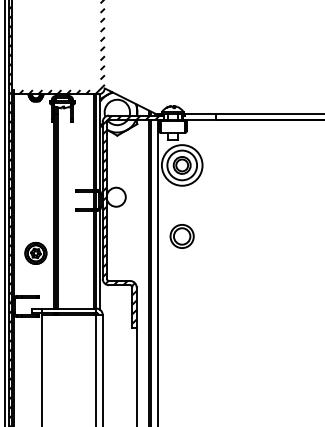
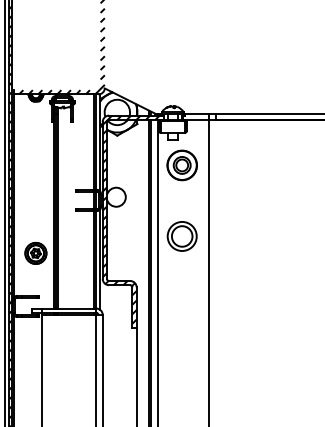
circle diameter: 41 px -> 29 px (181, 164)
part size: 26x25 px -> 32x31 px (181, 236)
line: none -> present (208, 268)
